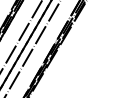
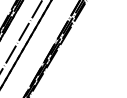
line: present -> none (32, 48)
